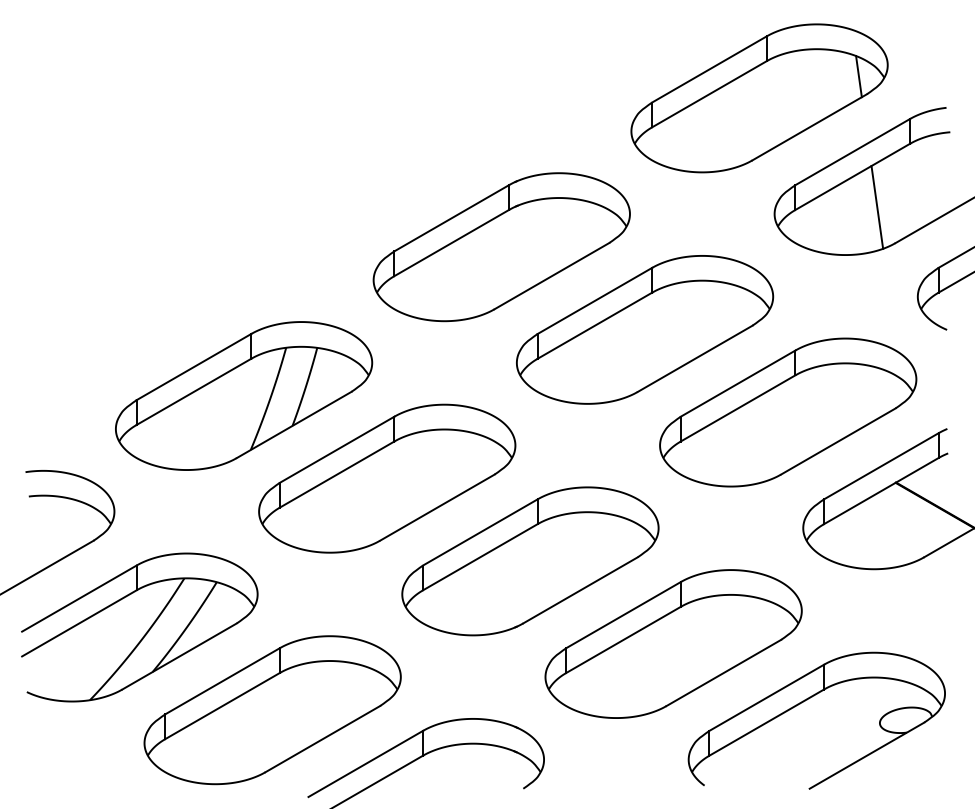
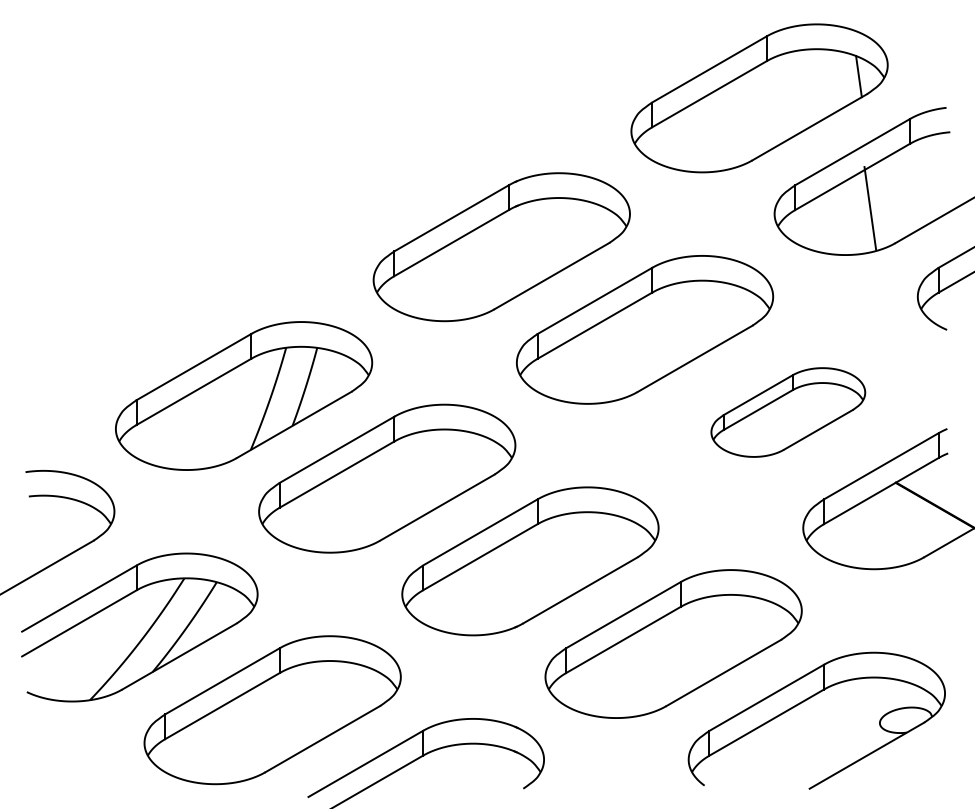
line position: (877, 207) -> (870, 208) (870, 208)
part size: 259x151 px -> 157x91 px (788, 412)
